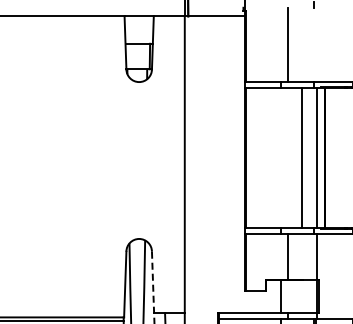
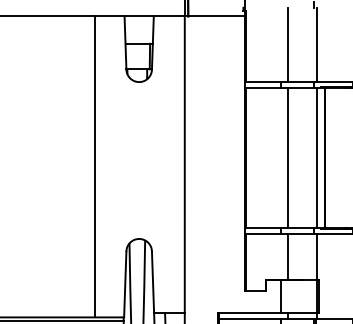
line: none -> present (317, 44)
line position: (301, 157) -> (287, 157) (287, 157)
line: none -> present (95, 166)
line: dashed -> solid (153, 287)
